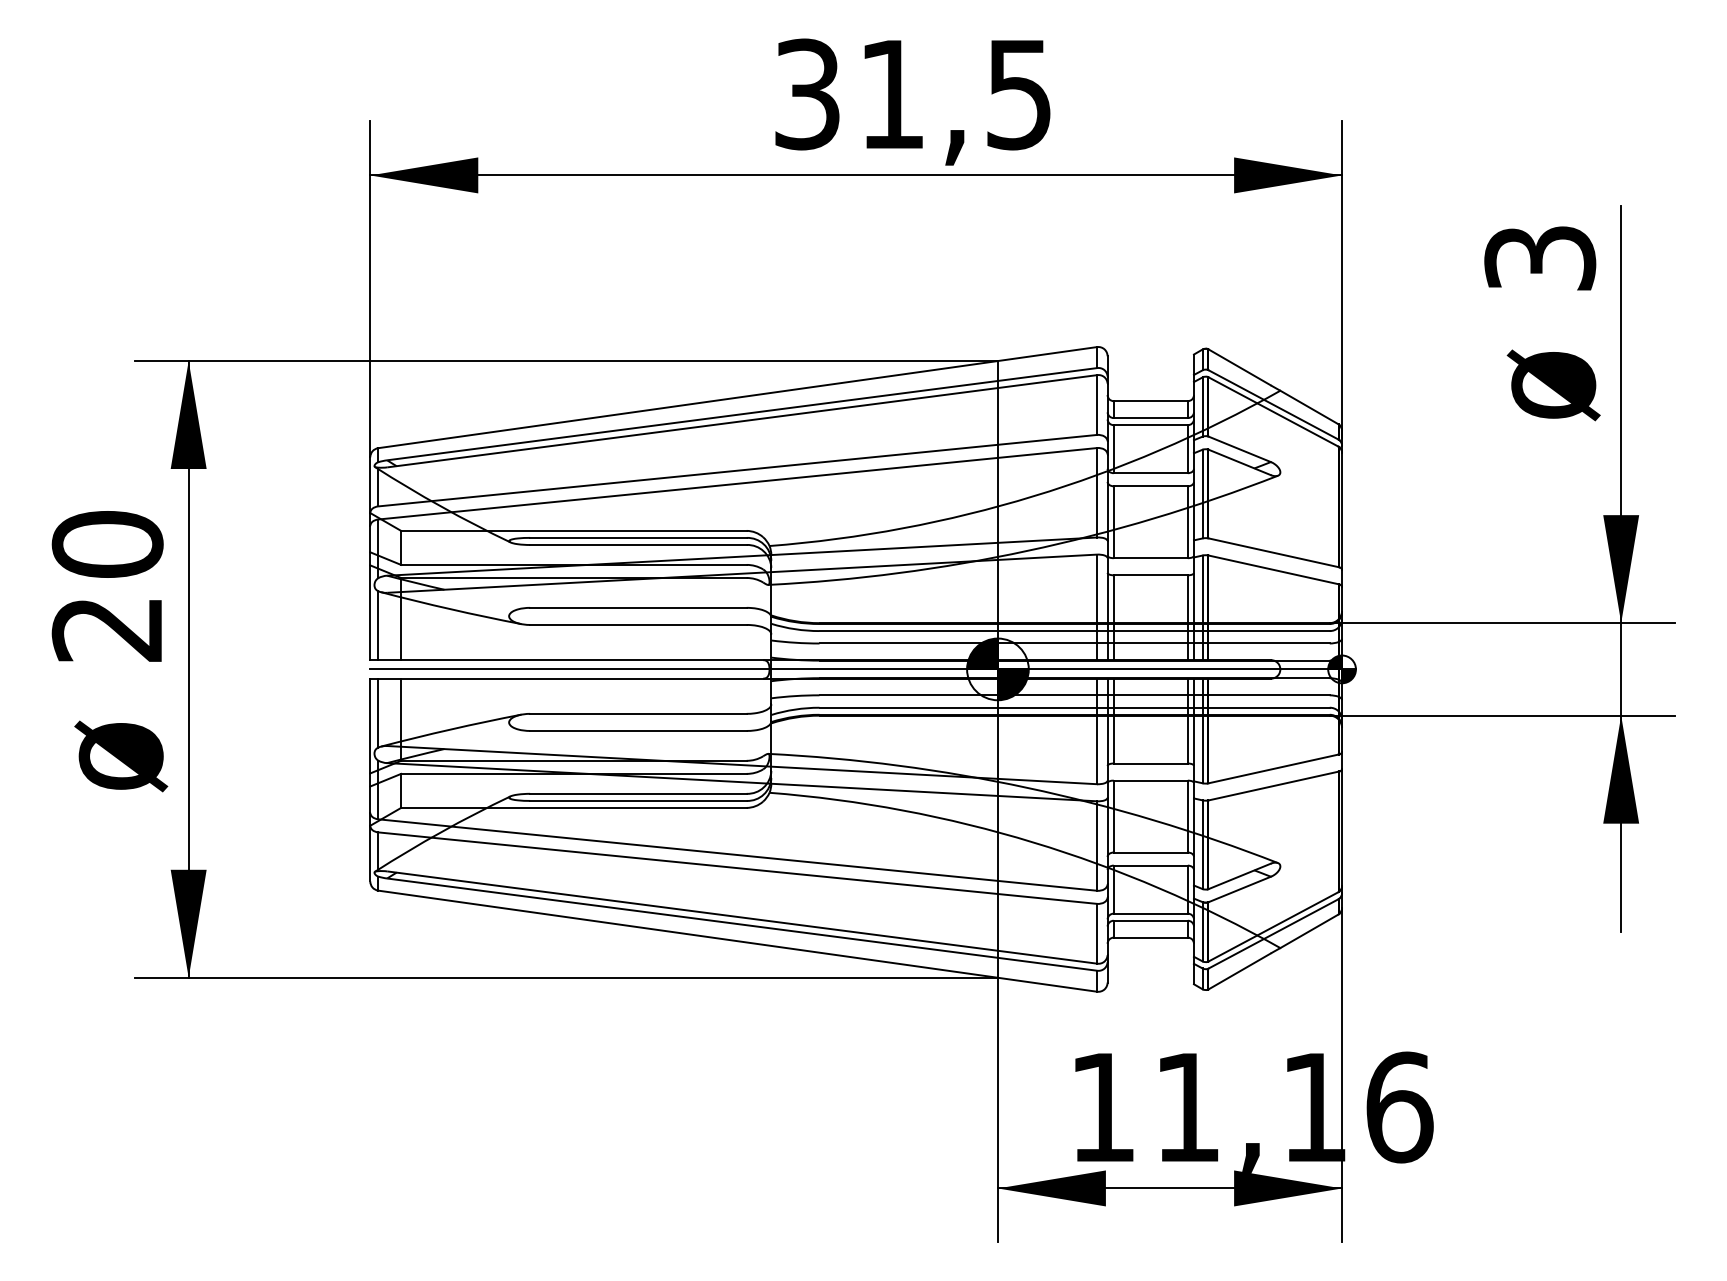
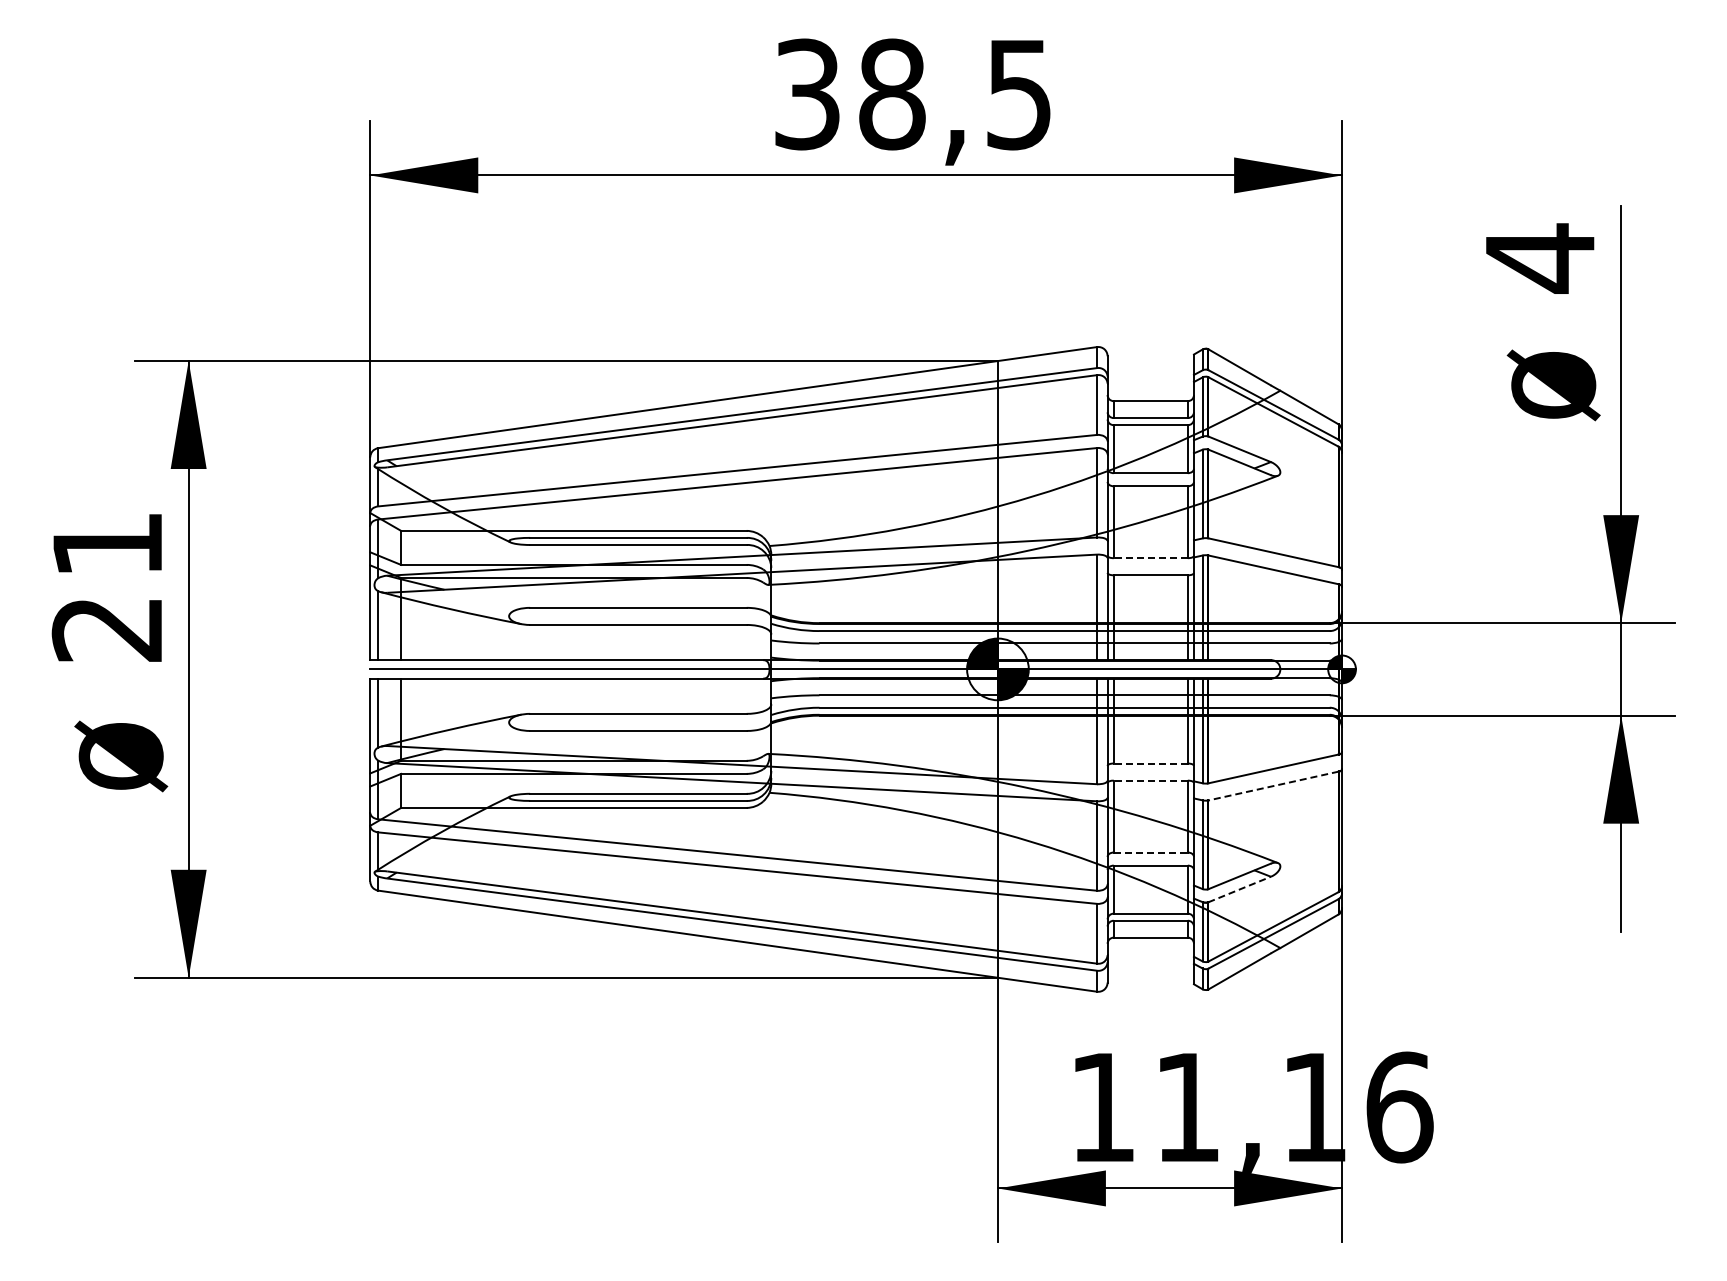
text: 31,5 -> 38,5 (892, 94)
text: 3 -> 4 (1540, 258)
text: 20 -> 21 (107, 544)
line: solid -> dashed (1150, 558)
line: solid -> dashed (1150, 763)
line: solid -> dashed (1150, 780)
line: solid -> dashed (1273, 786)
line: solid -> dashed (1151, 852)
line: solid -> dashed (1239, 889)
